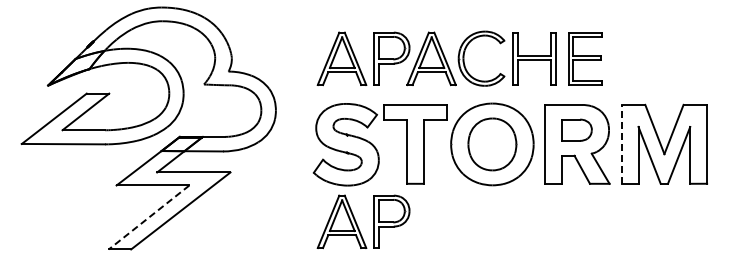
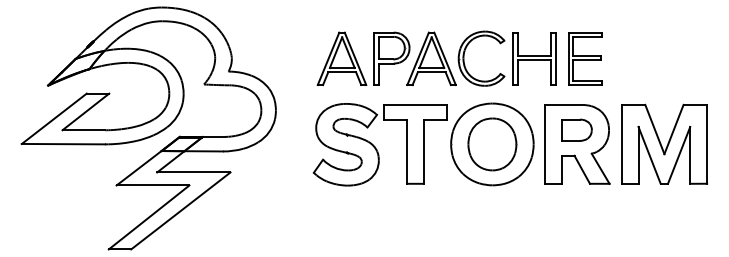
line: dashed -> solid (621, 143)
line: dashed -> solid (148, 217)
part: present -> none (357, 223)
